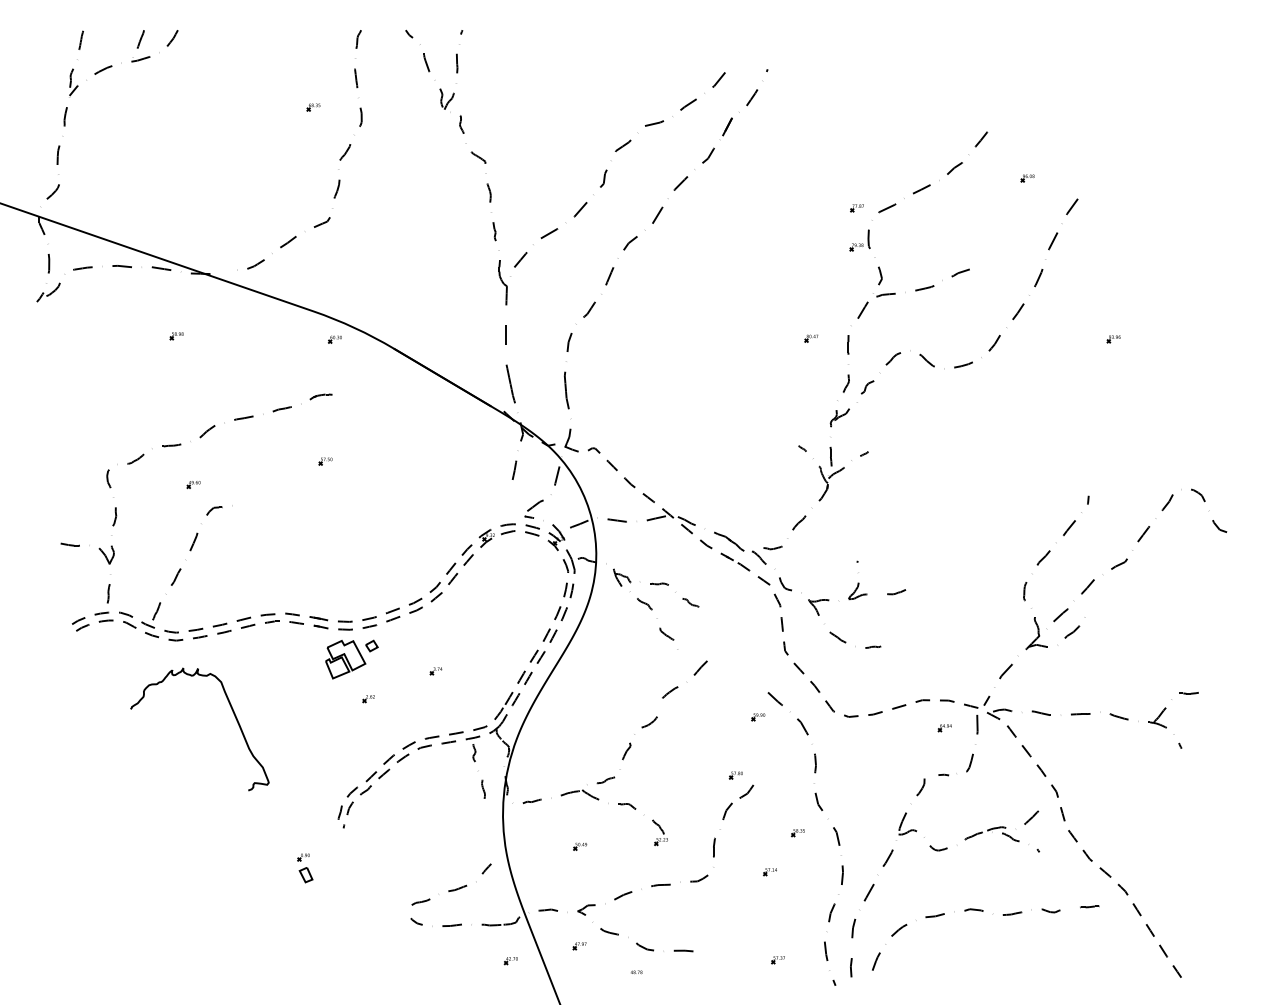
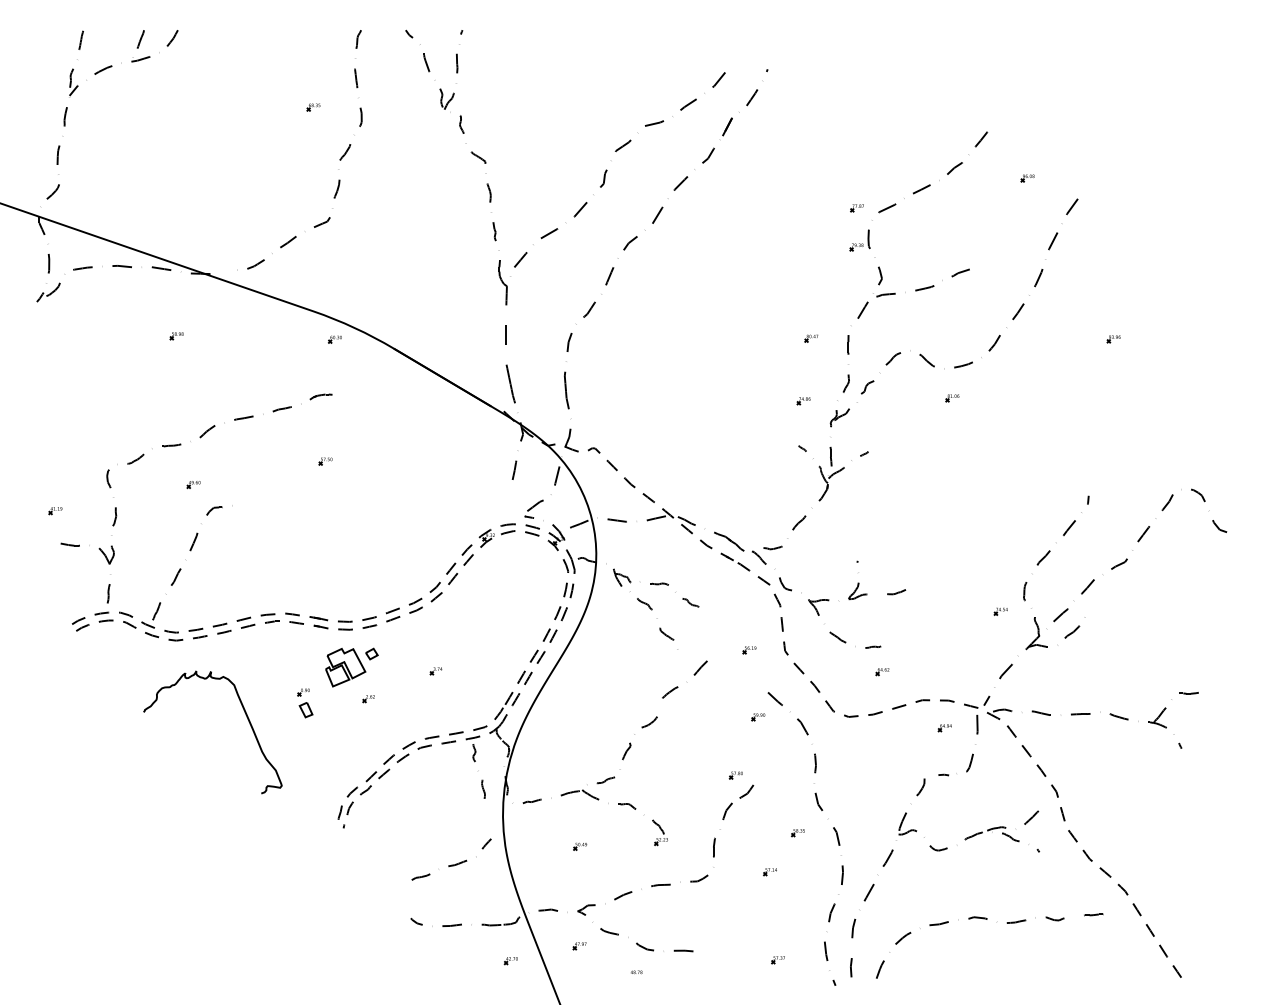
part: none -> present (952, 398)
part: none -> present (803, 401)
part: none -> present (55, 511)
part: none -> present (1000, 611)
part: none -> present (749, 650)
part position: (351, 659) -> (351, 667) (351, 667)
part: none -> present (882, 672)
curve position: (232, 712) -> (245, 715) (245, 715)
part position: (305, 868) -> (305, 703) (305, 703)
curve position: (451, 889) -> (451, 864) (451, 864)
curve position: (992, 914) -> (996, 922) (996, 922)
